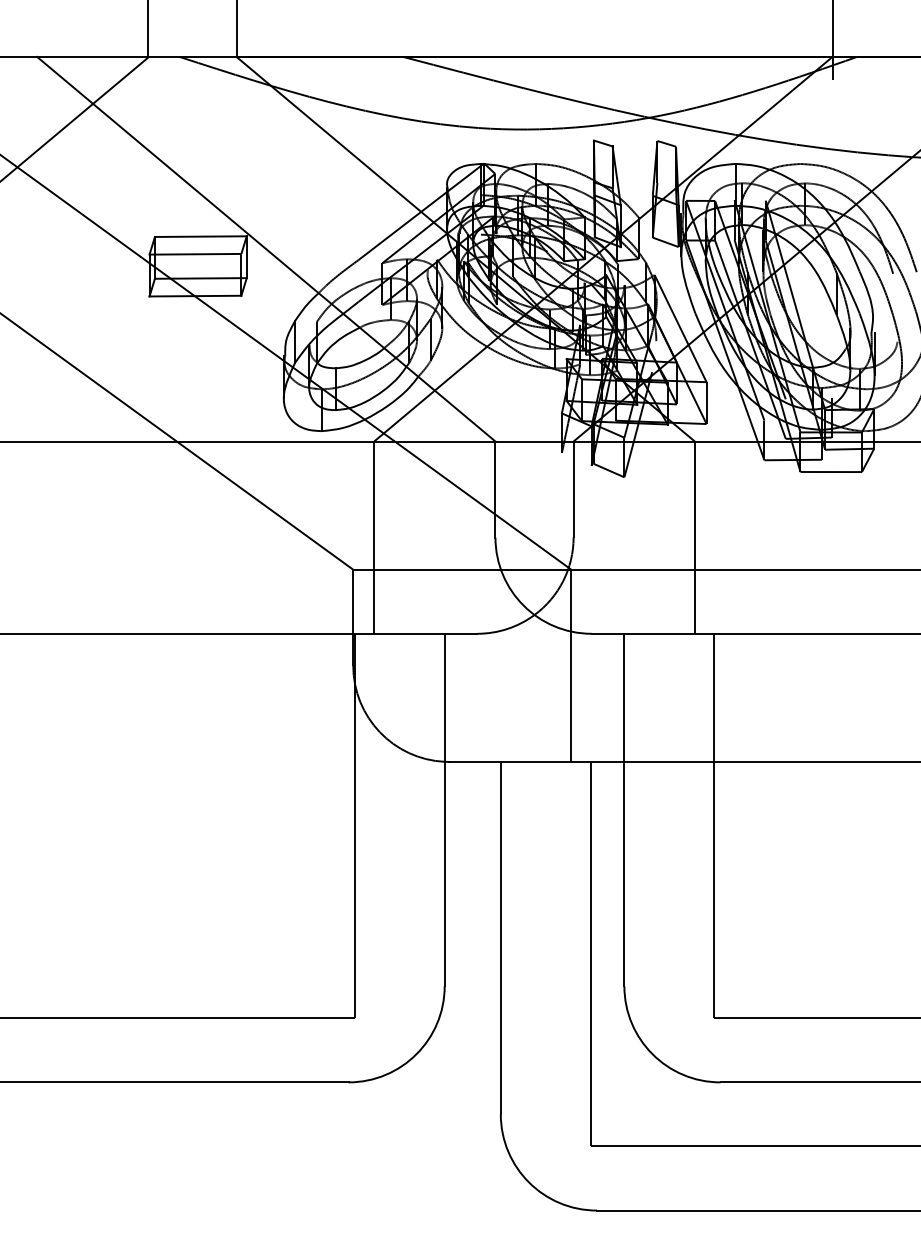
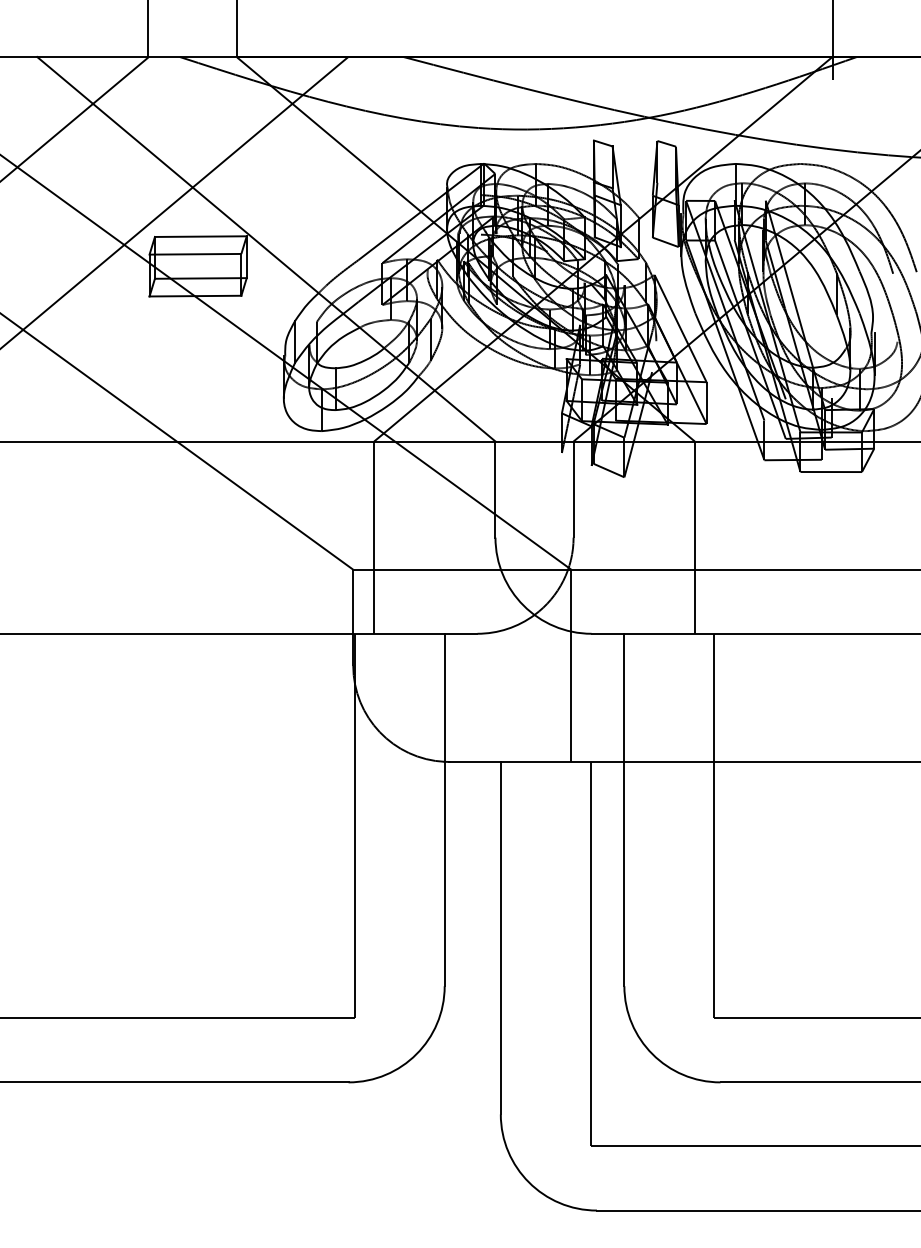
line: none -> present (175, 202)
